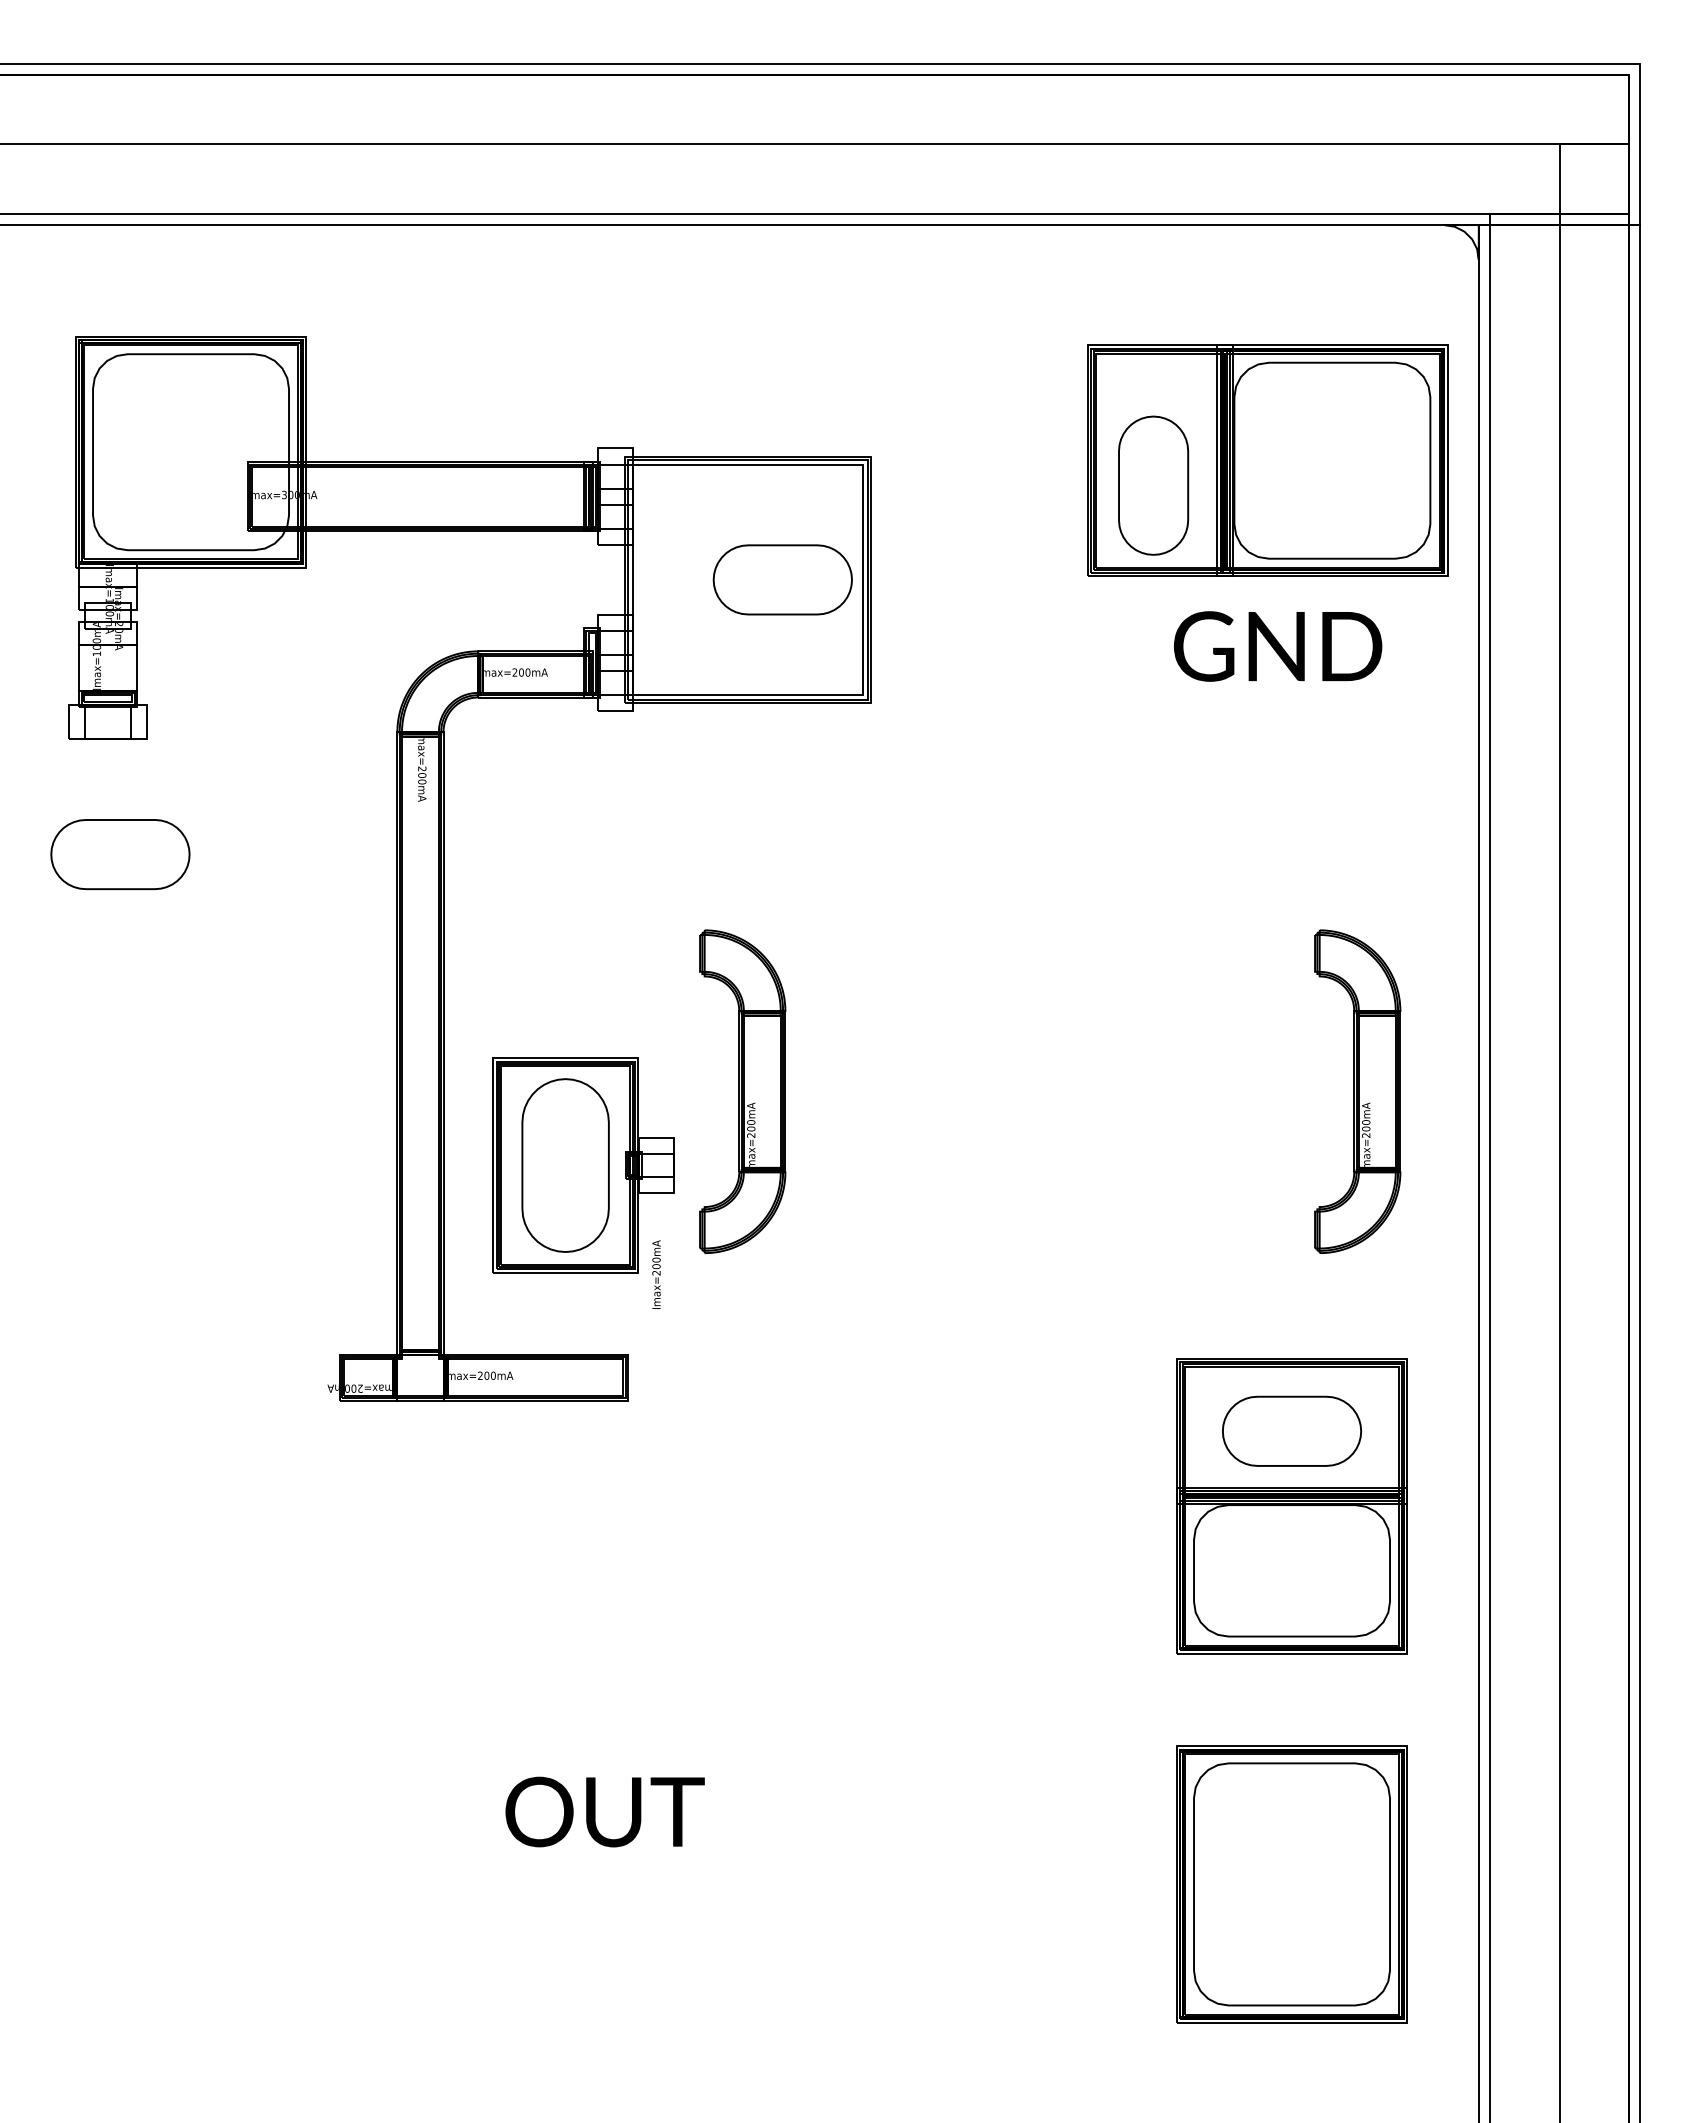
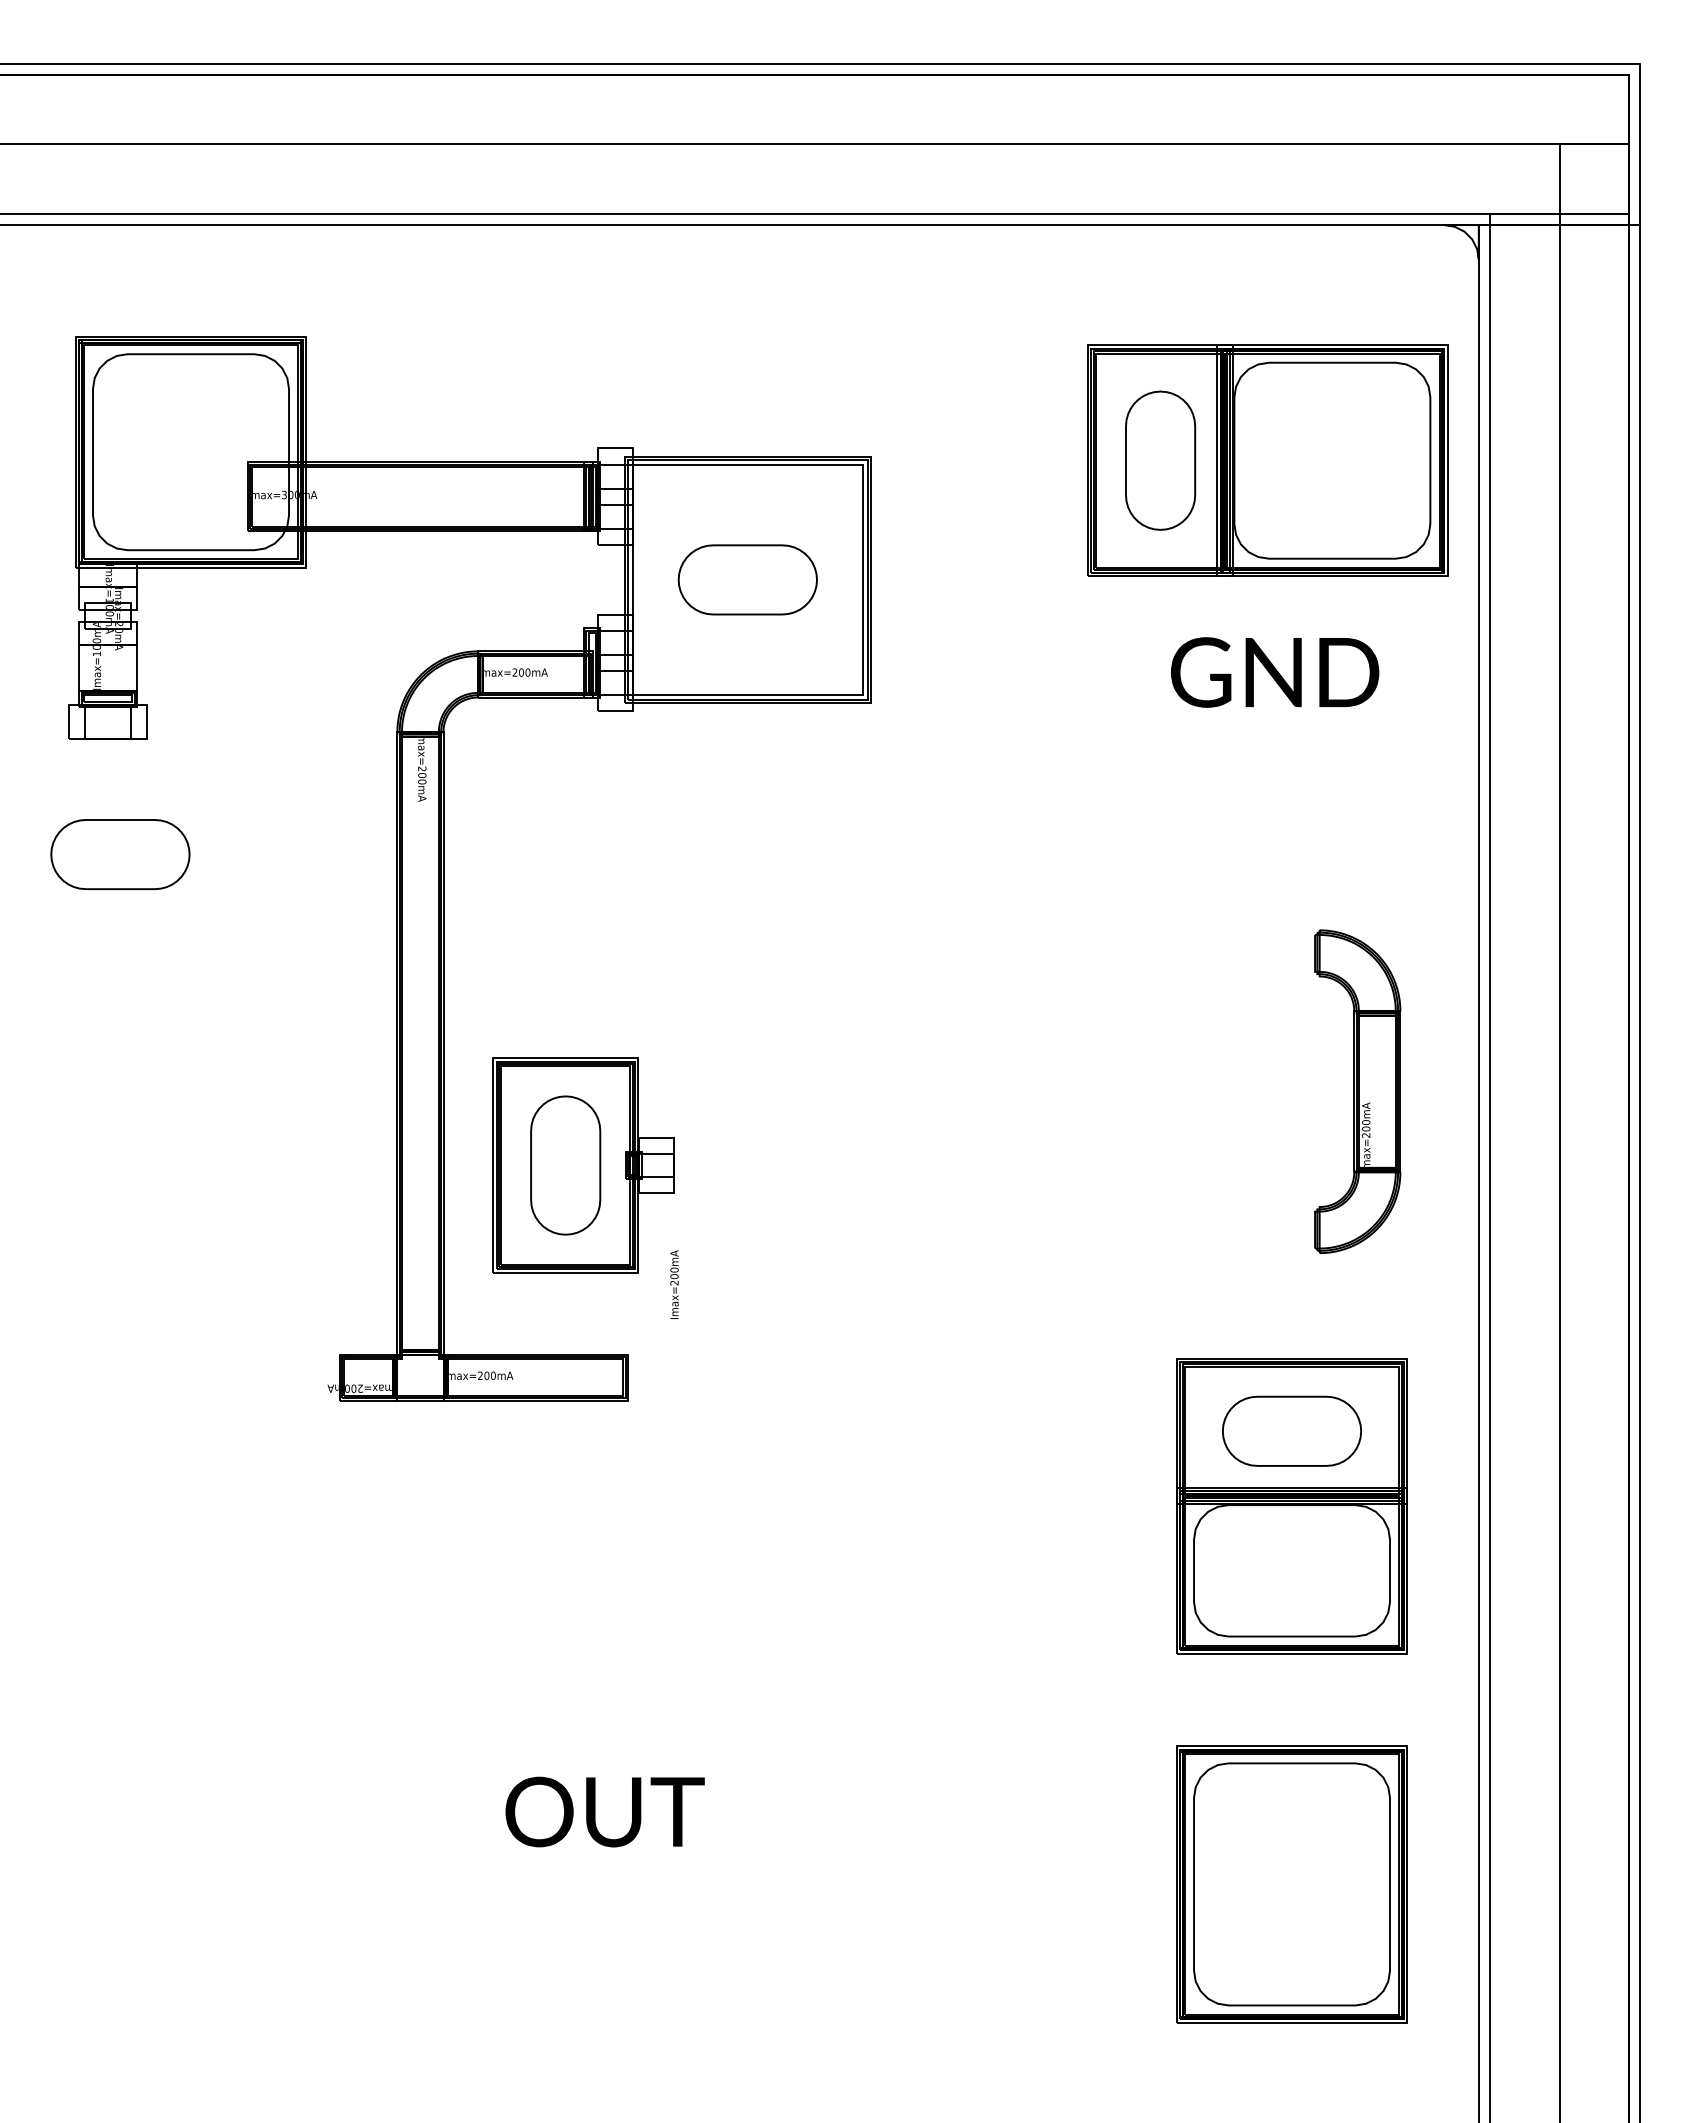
part position: (1153, 485) -> (1160, 460) (1160, 460)
part position: (782, 579) -> (747, 579) (747, 579)
text position: (1278, 646) -> (1275, 672) (1275, 672)
part: present -> none (742, 1091)
part size: 89x175 px -> 72x141 px (565, 1165)
text position: (656, 1274) -> (674, 1284) (674, 1284)
